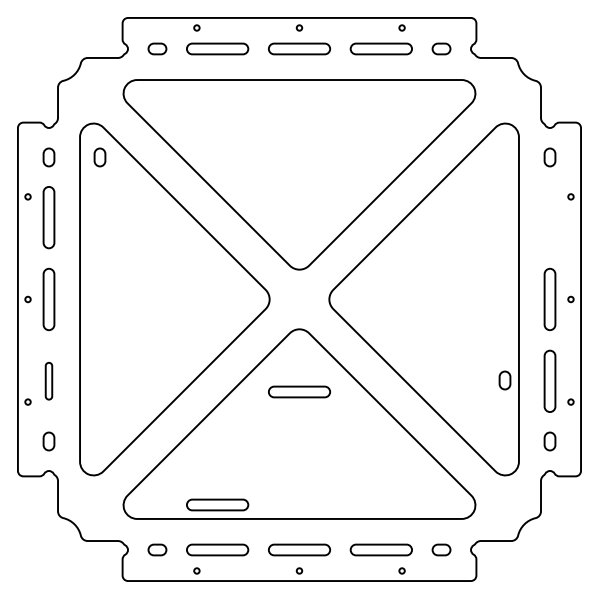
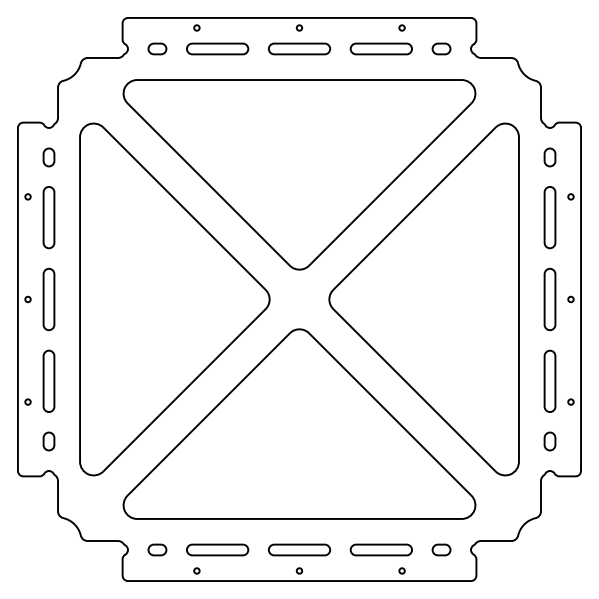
part: present -> none (99, 157)
part: none -> present (549, 217)
part: present -> none (504, 380)
part size: 10x39 px -> 14x64 px (48, 380)
part: present -> none (299, 391)
part: present -> none (217, 504)
